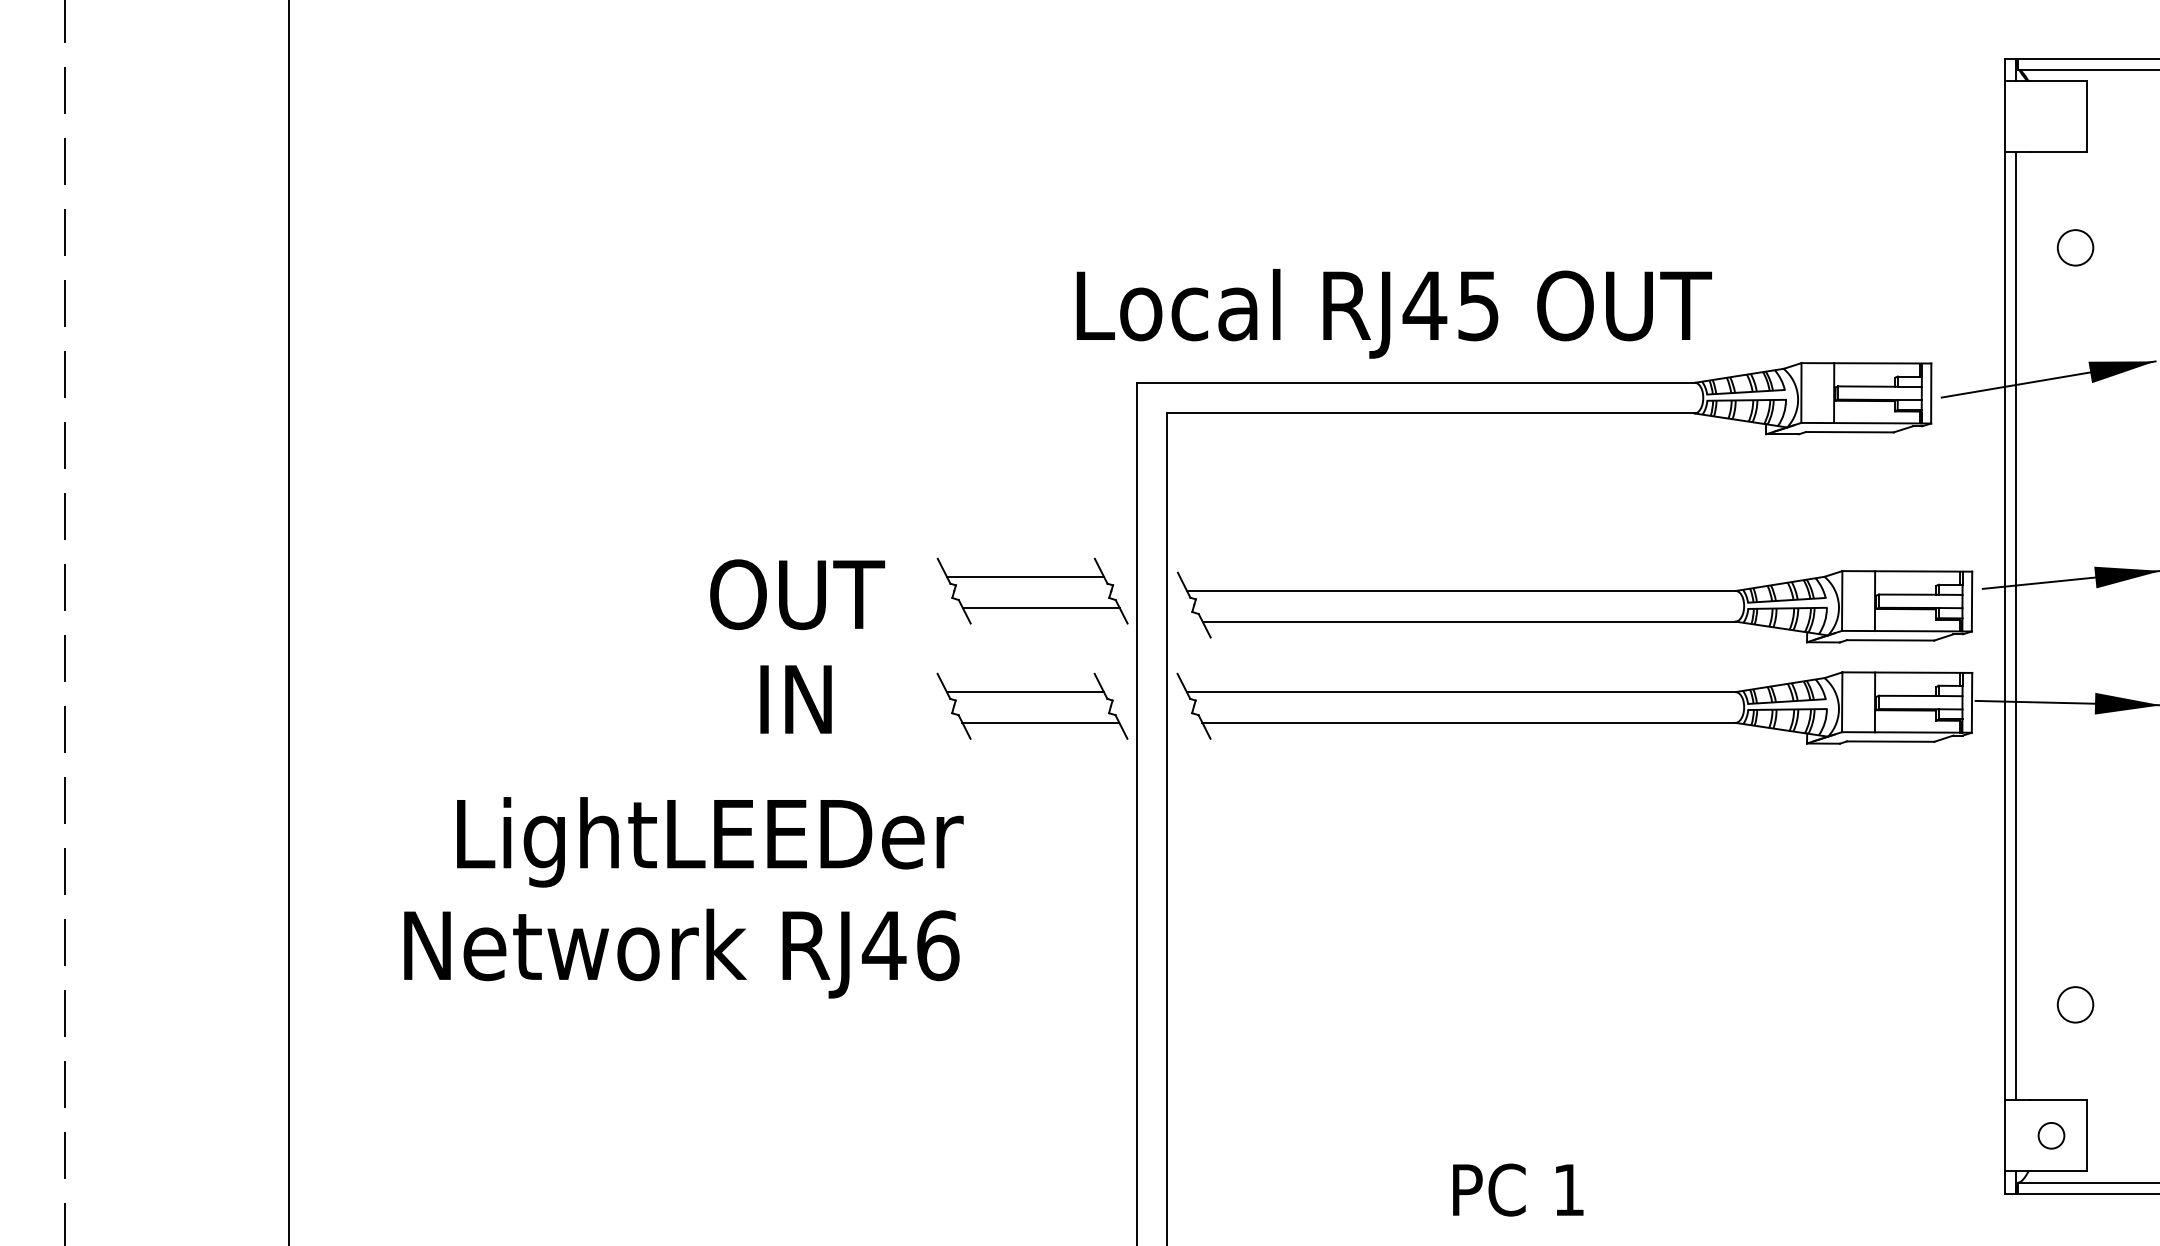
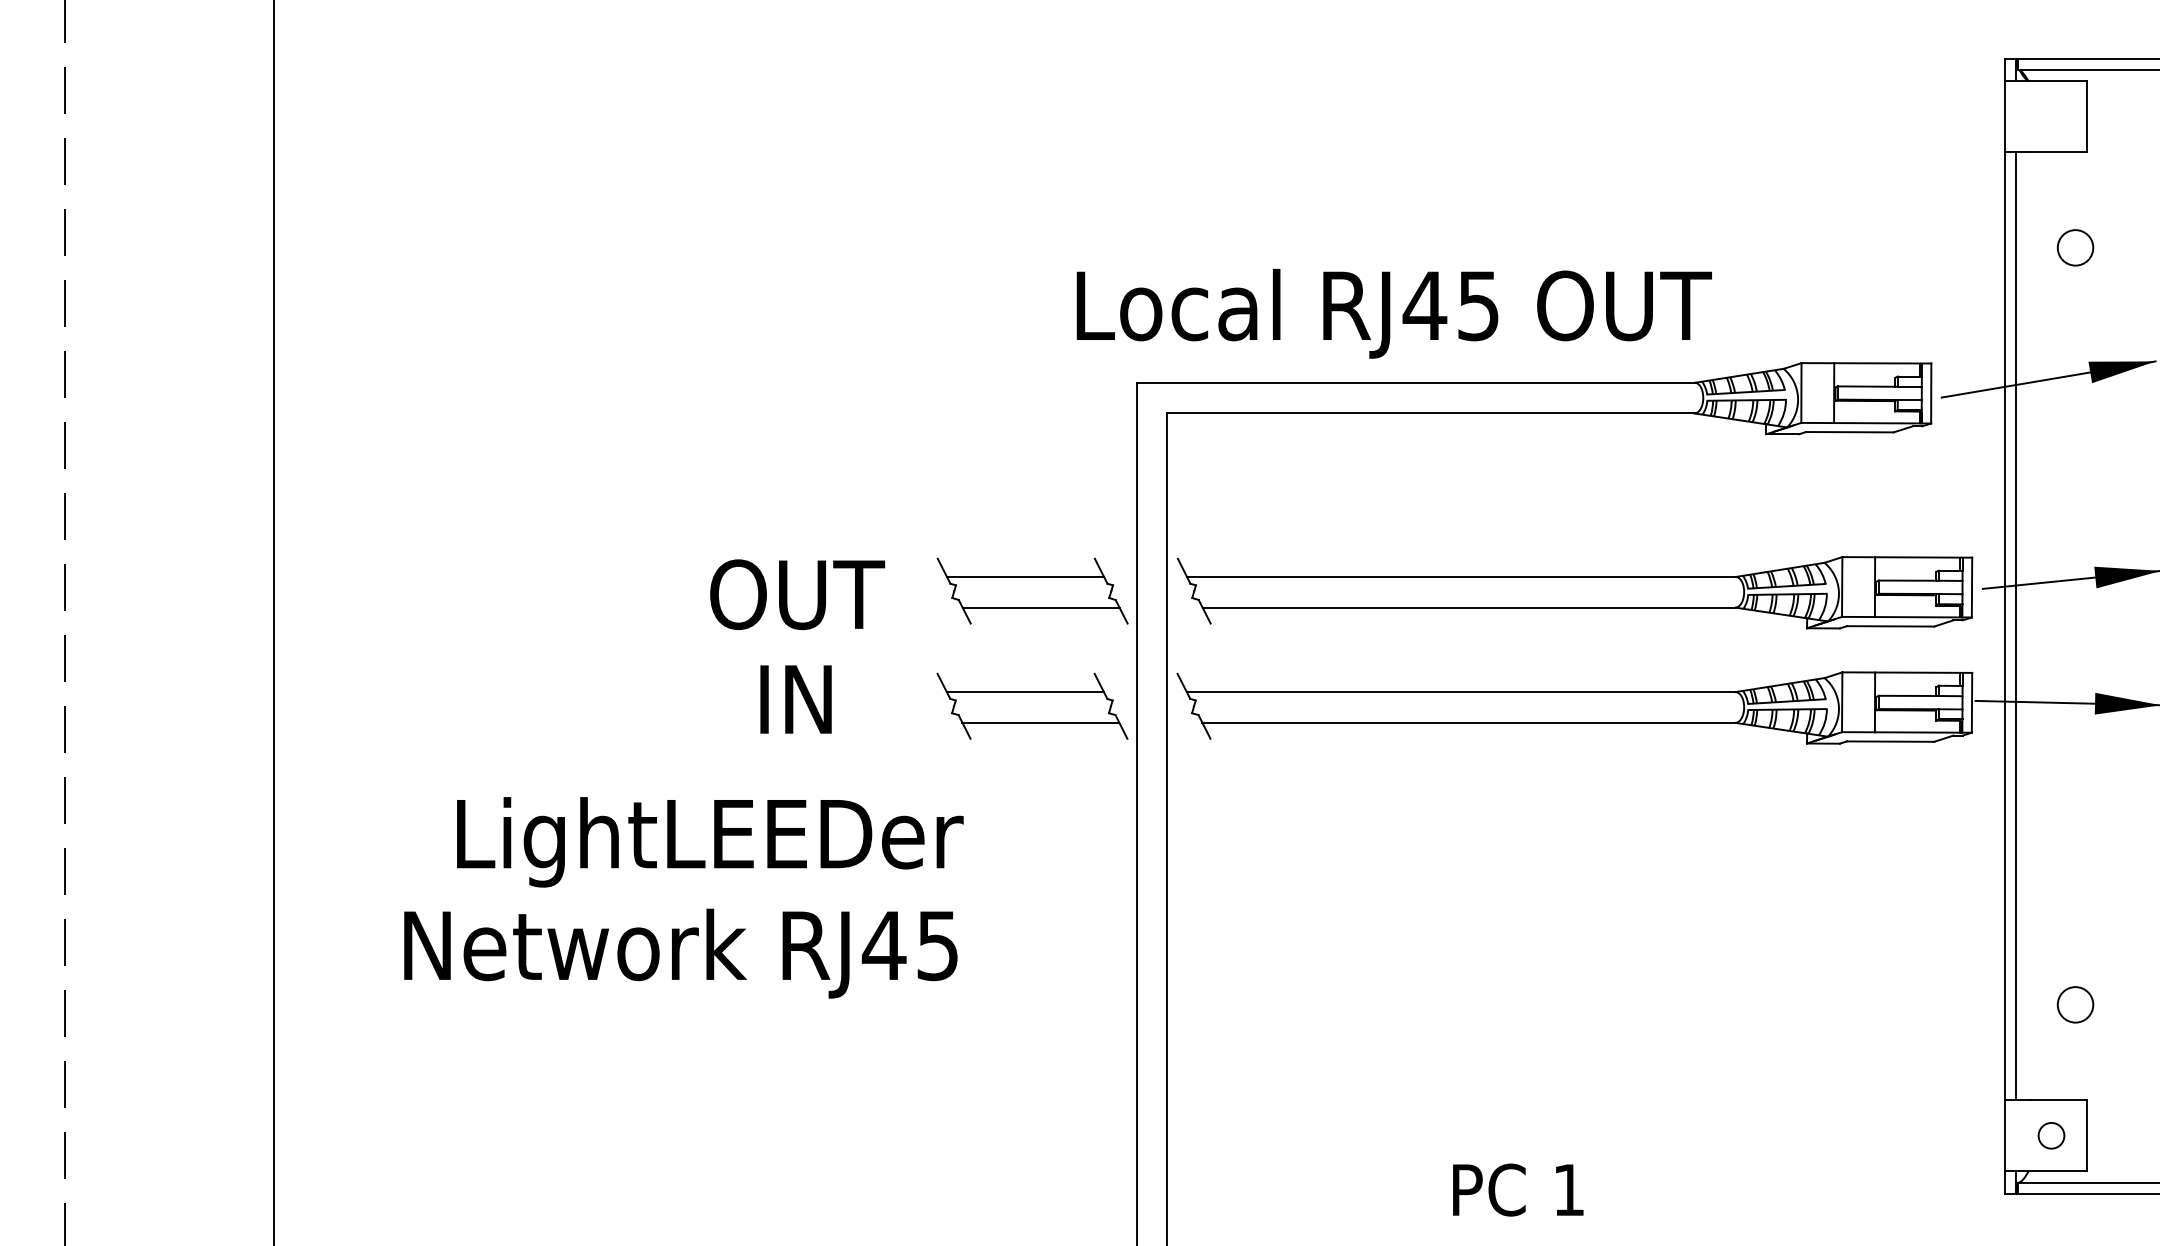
part position: (1574, 606) -> (1574, 592) (1574, 592)
line position: (288, 622) -> (273, 622) (273, 622)
text: RJ46 -> RJ45 (938, 945)
